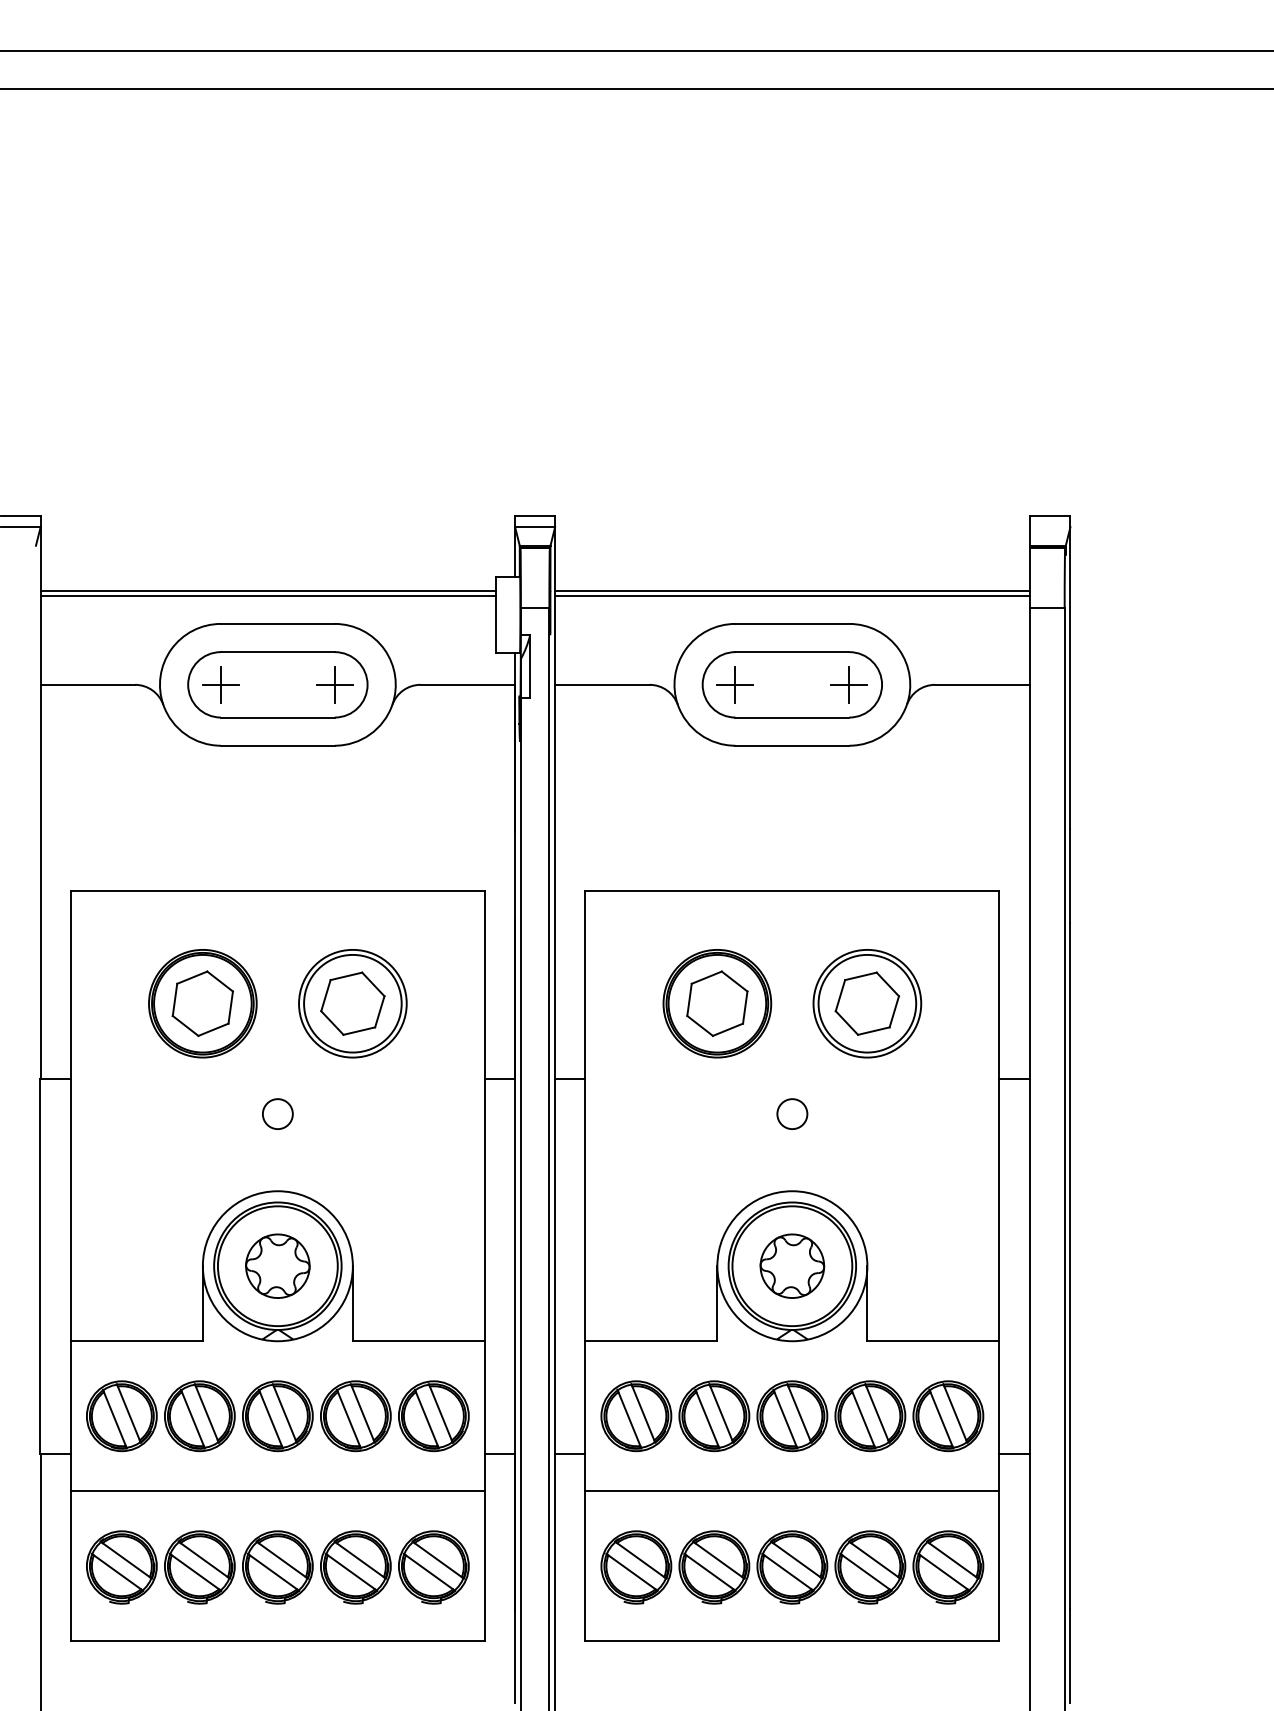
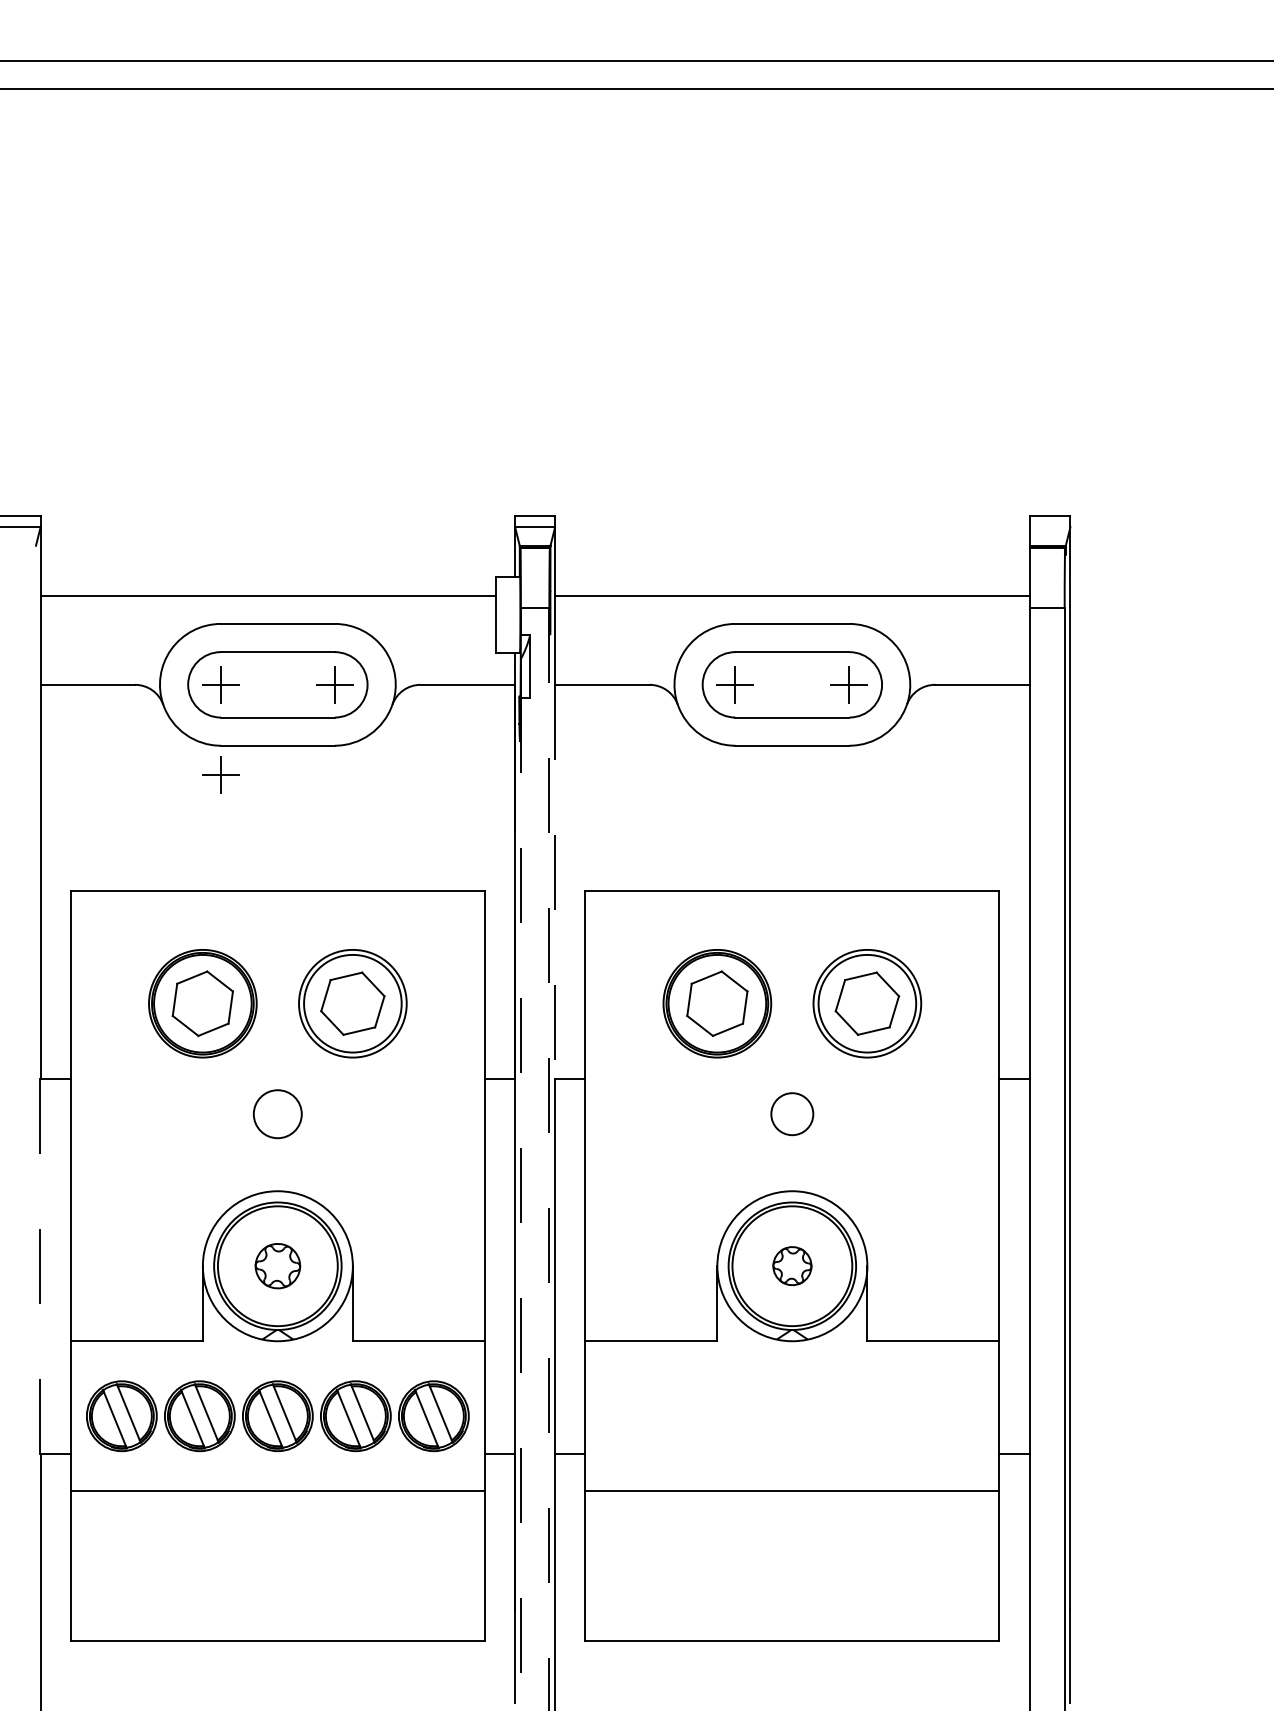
line position: (636, 51) -> (636, 61) (636, 61)
line: present -> none (268, 591)
line: present -> none (792, 591)
part: none -> present (220, 774)
line: solid -> dashed (555, 881)
circle size: 32x32 px -> 51x51 px (277, 1114)
circle size: 33x32 px -> 45x45 px (792, 1114)
line: solid -> dashed (549, 1159)
line: solid -> dashed (520, 1204)
part size: 66x66 px -> 48x47 px (277, 1266)
part size: 67x66 px -> 41x41 px (792, 1266)
line: solid -> dashed (40, 1266)
part: present -> none (792, 1416)
part: present -> none (277, 1567)
part: present -> none (792, 1567)
